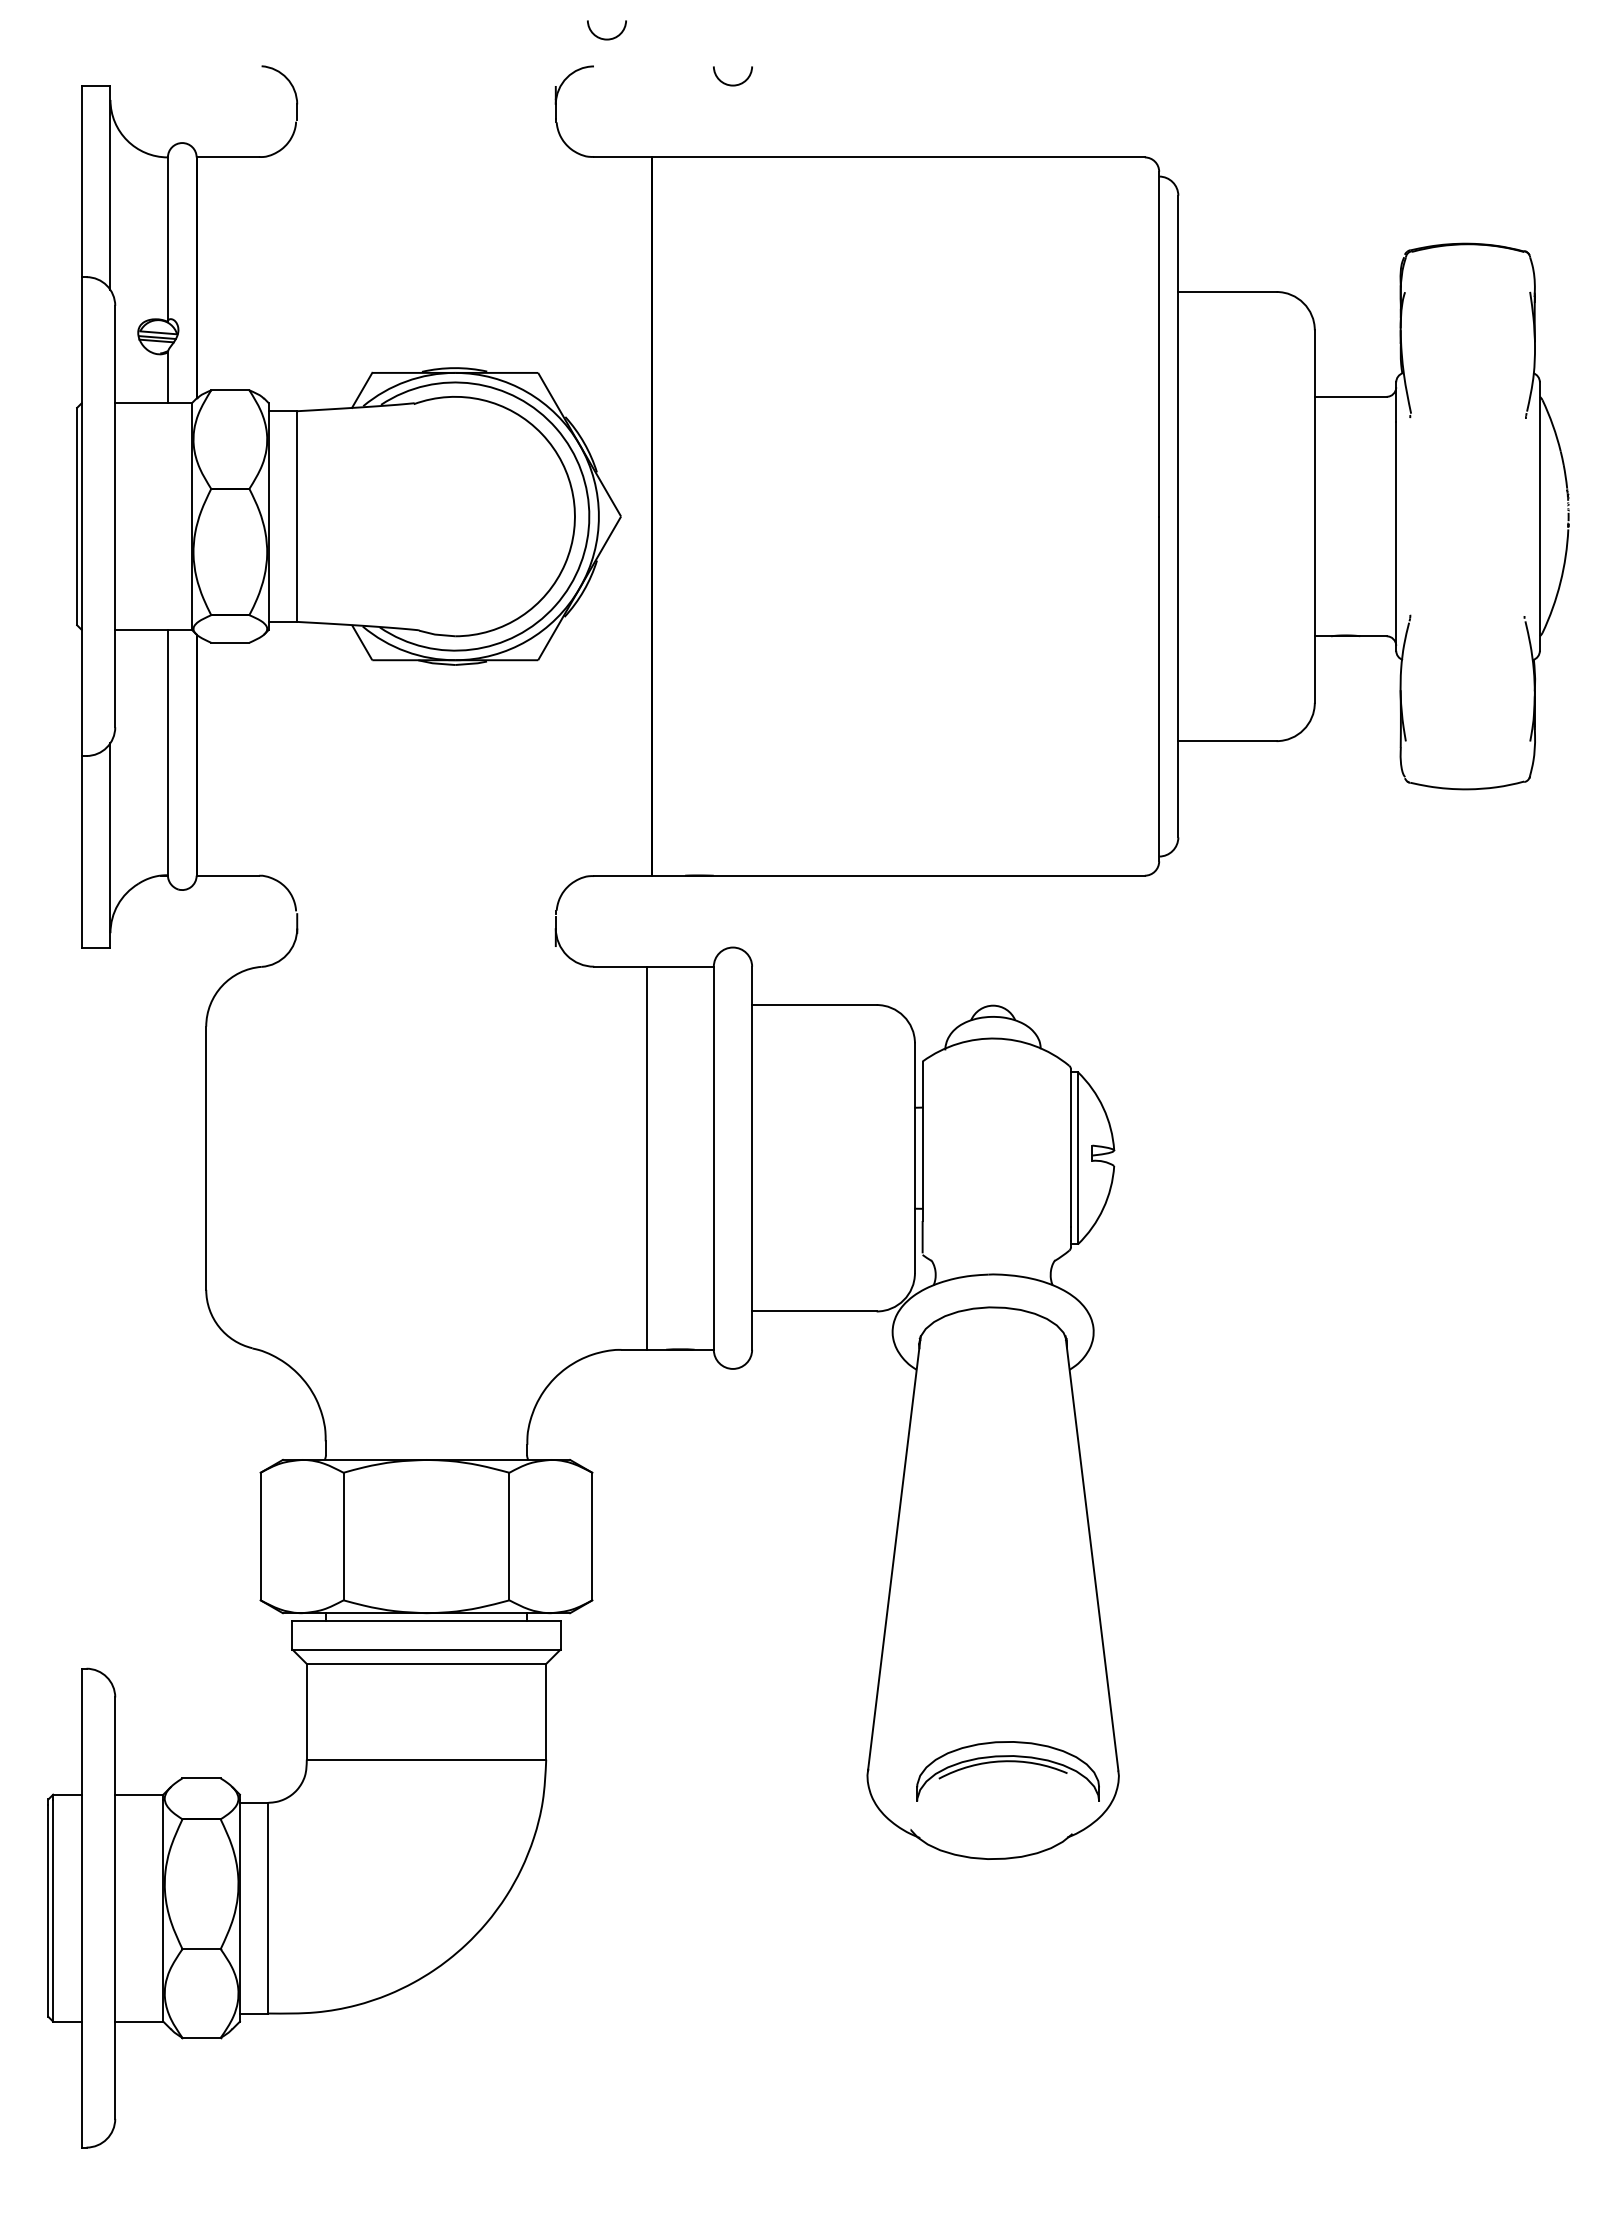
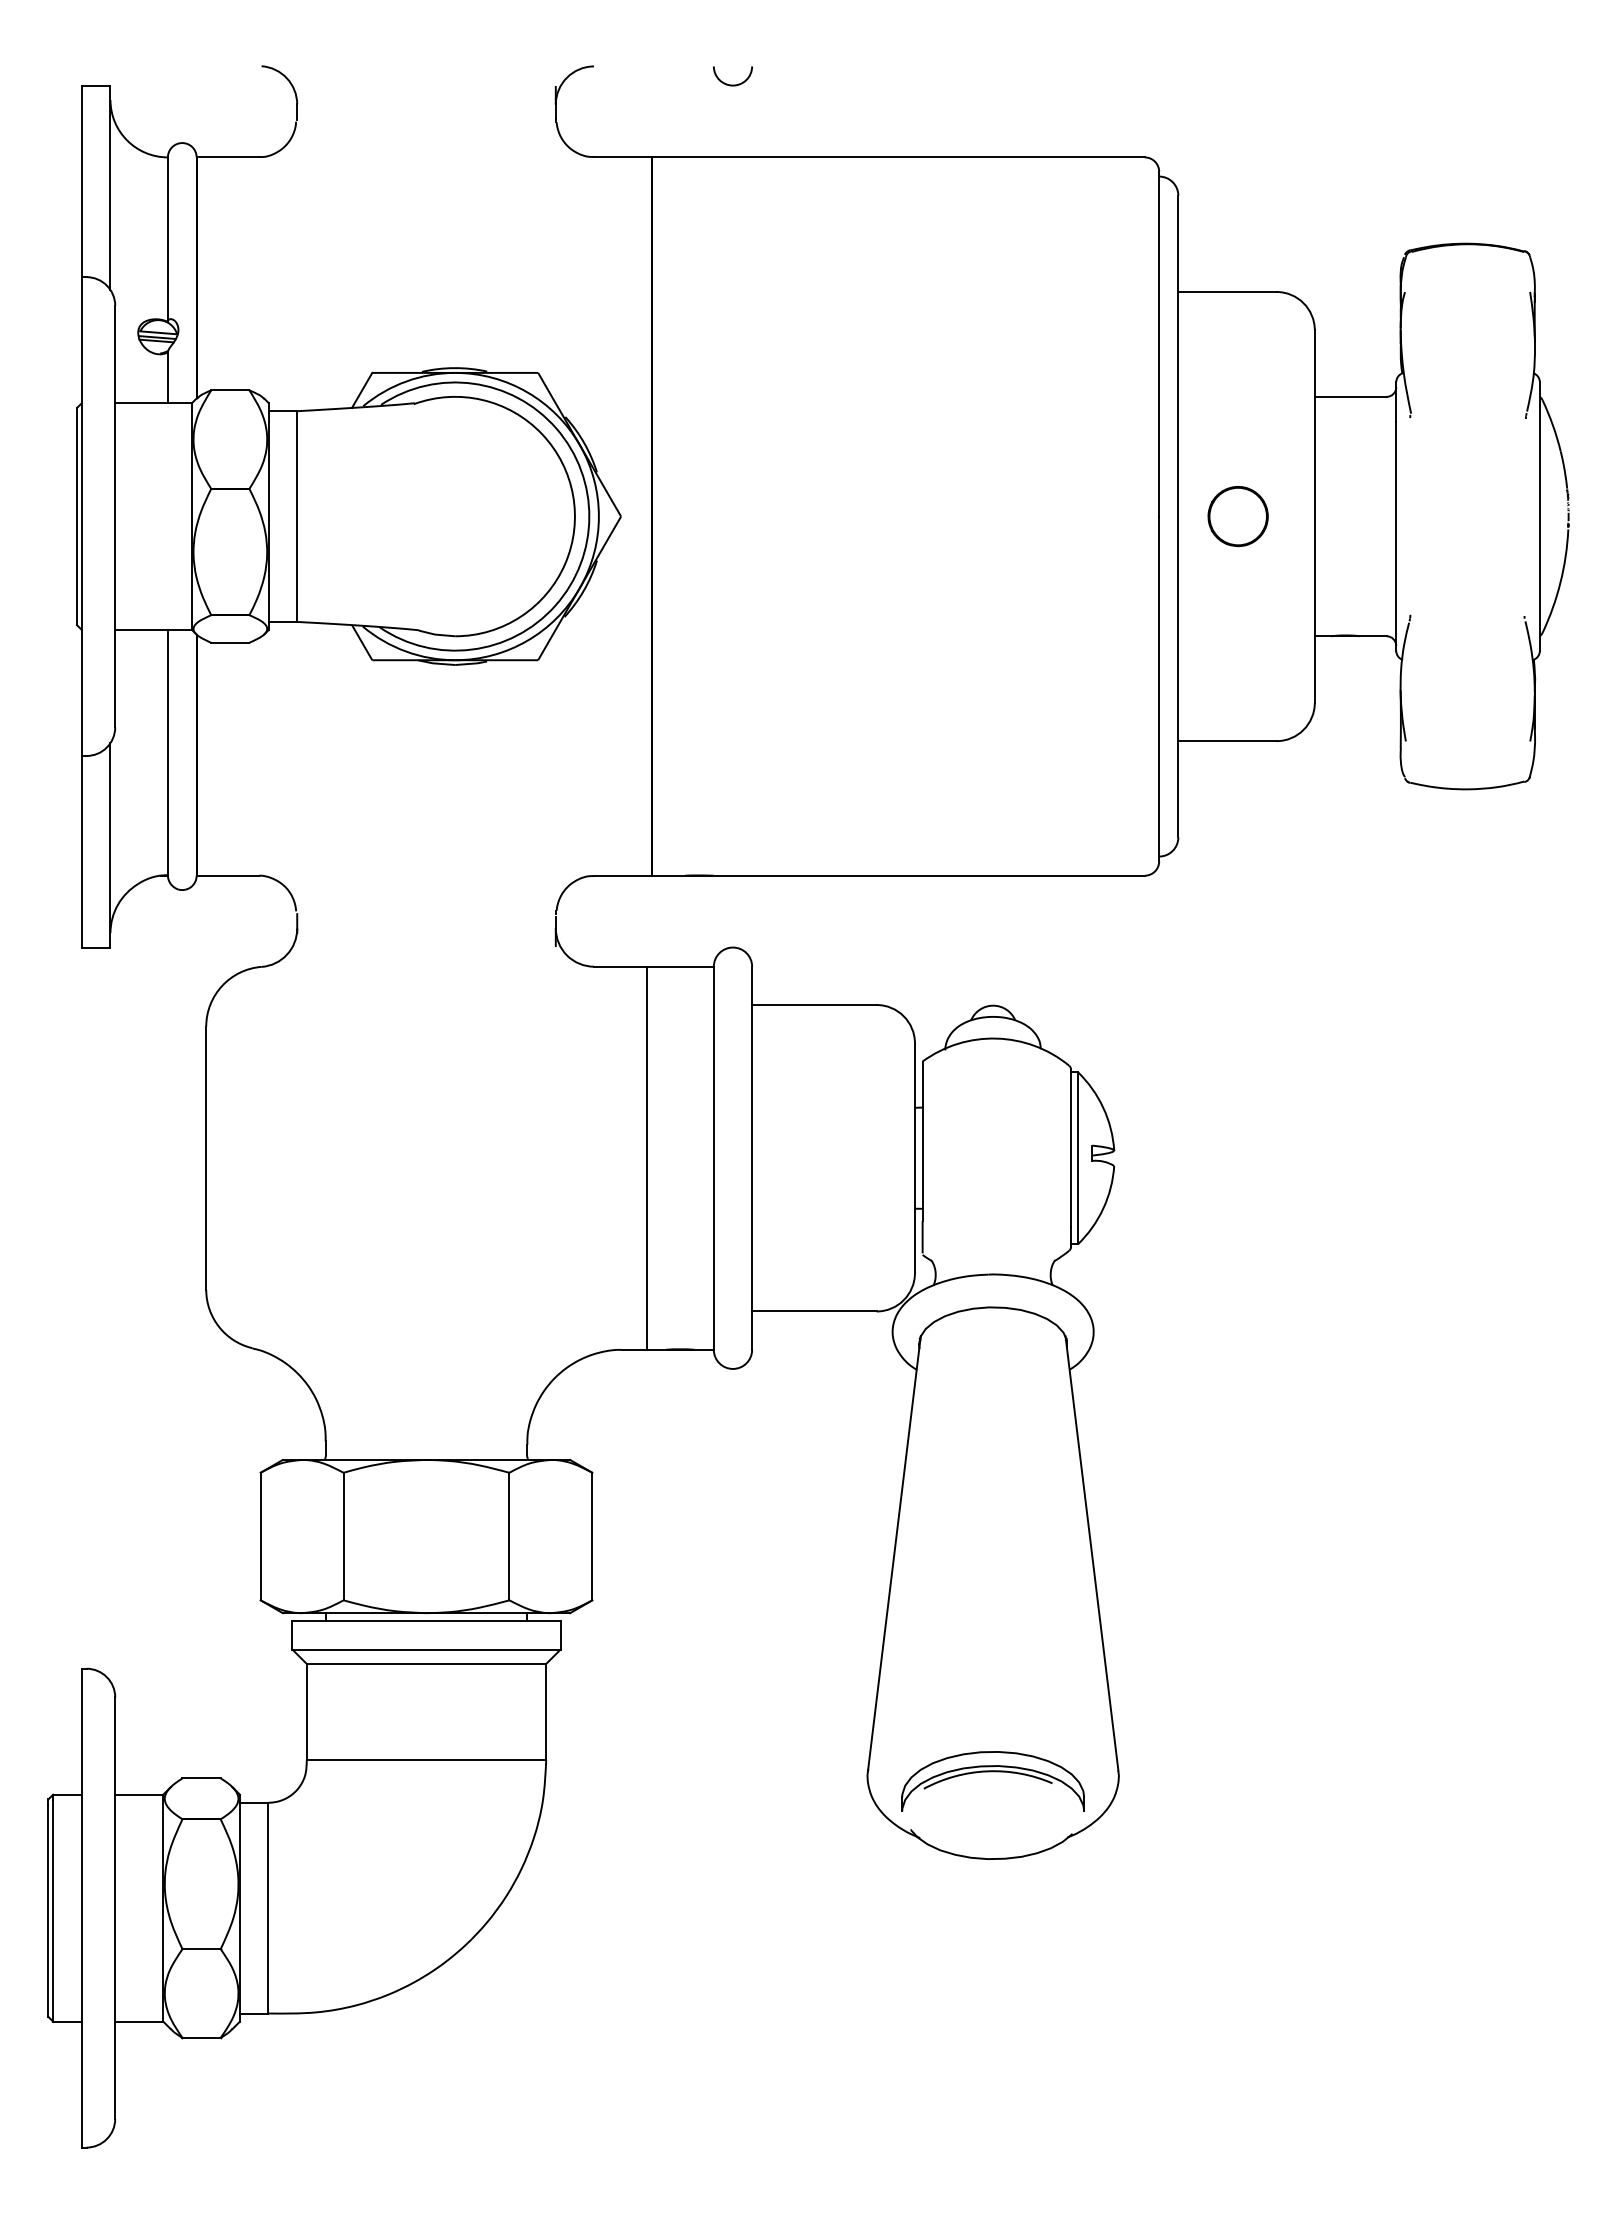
arc: present -> none (606, 38)
part: none -> present (1237, 516)
part position: (1007, 1762) -> (992, 1772) (992, 1772)
